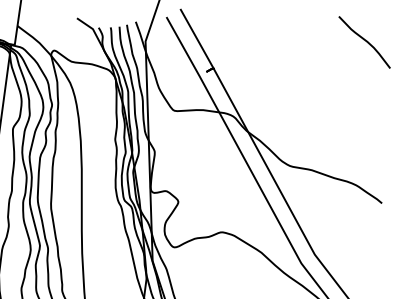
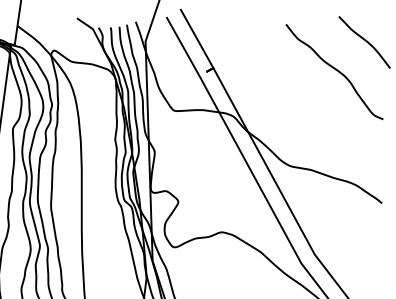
curve: none -> present (335, 70)
